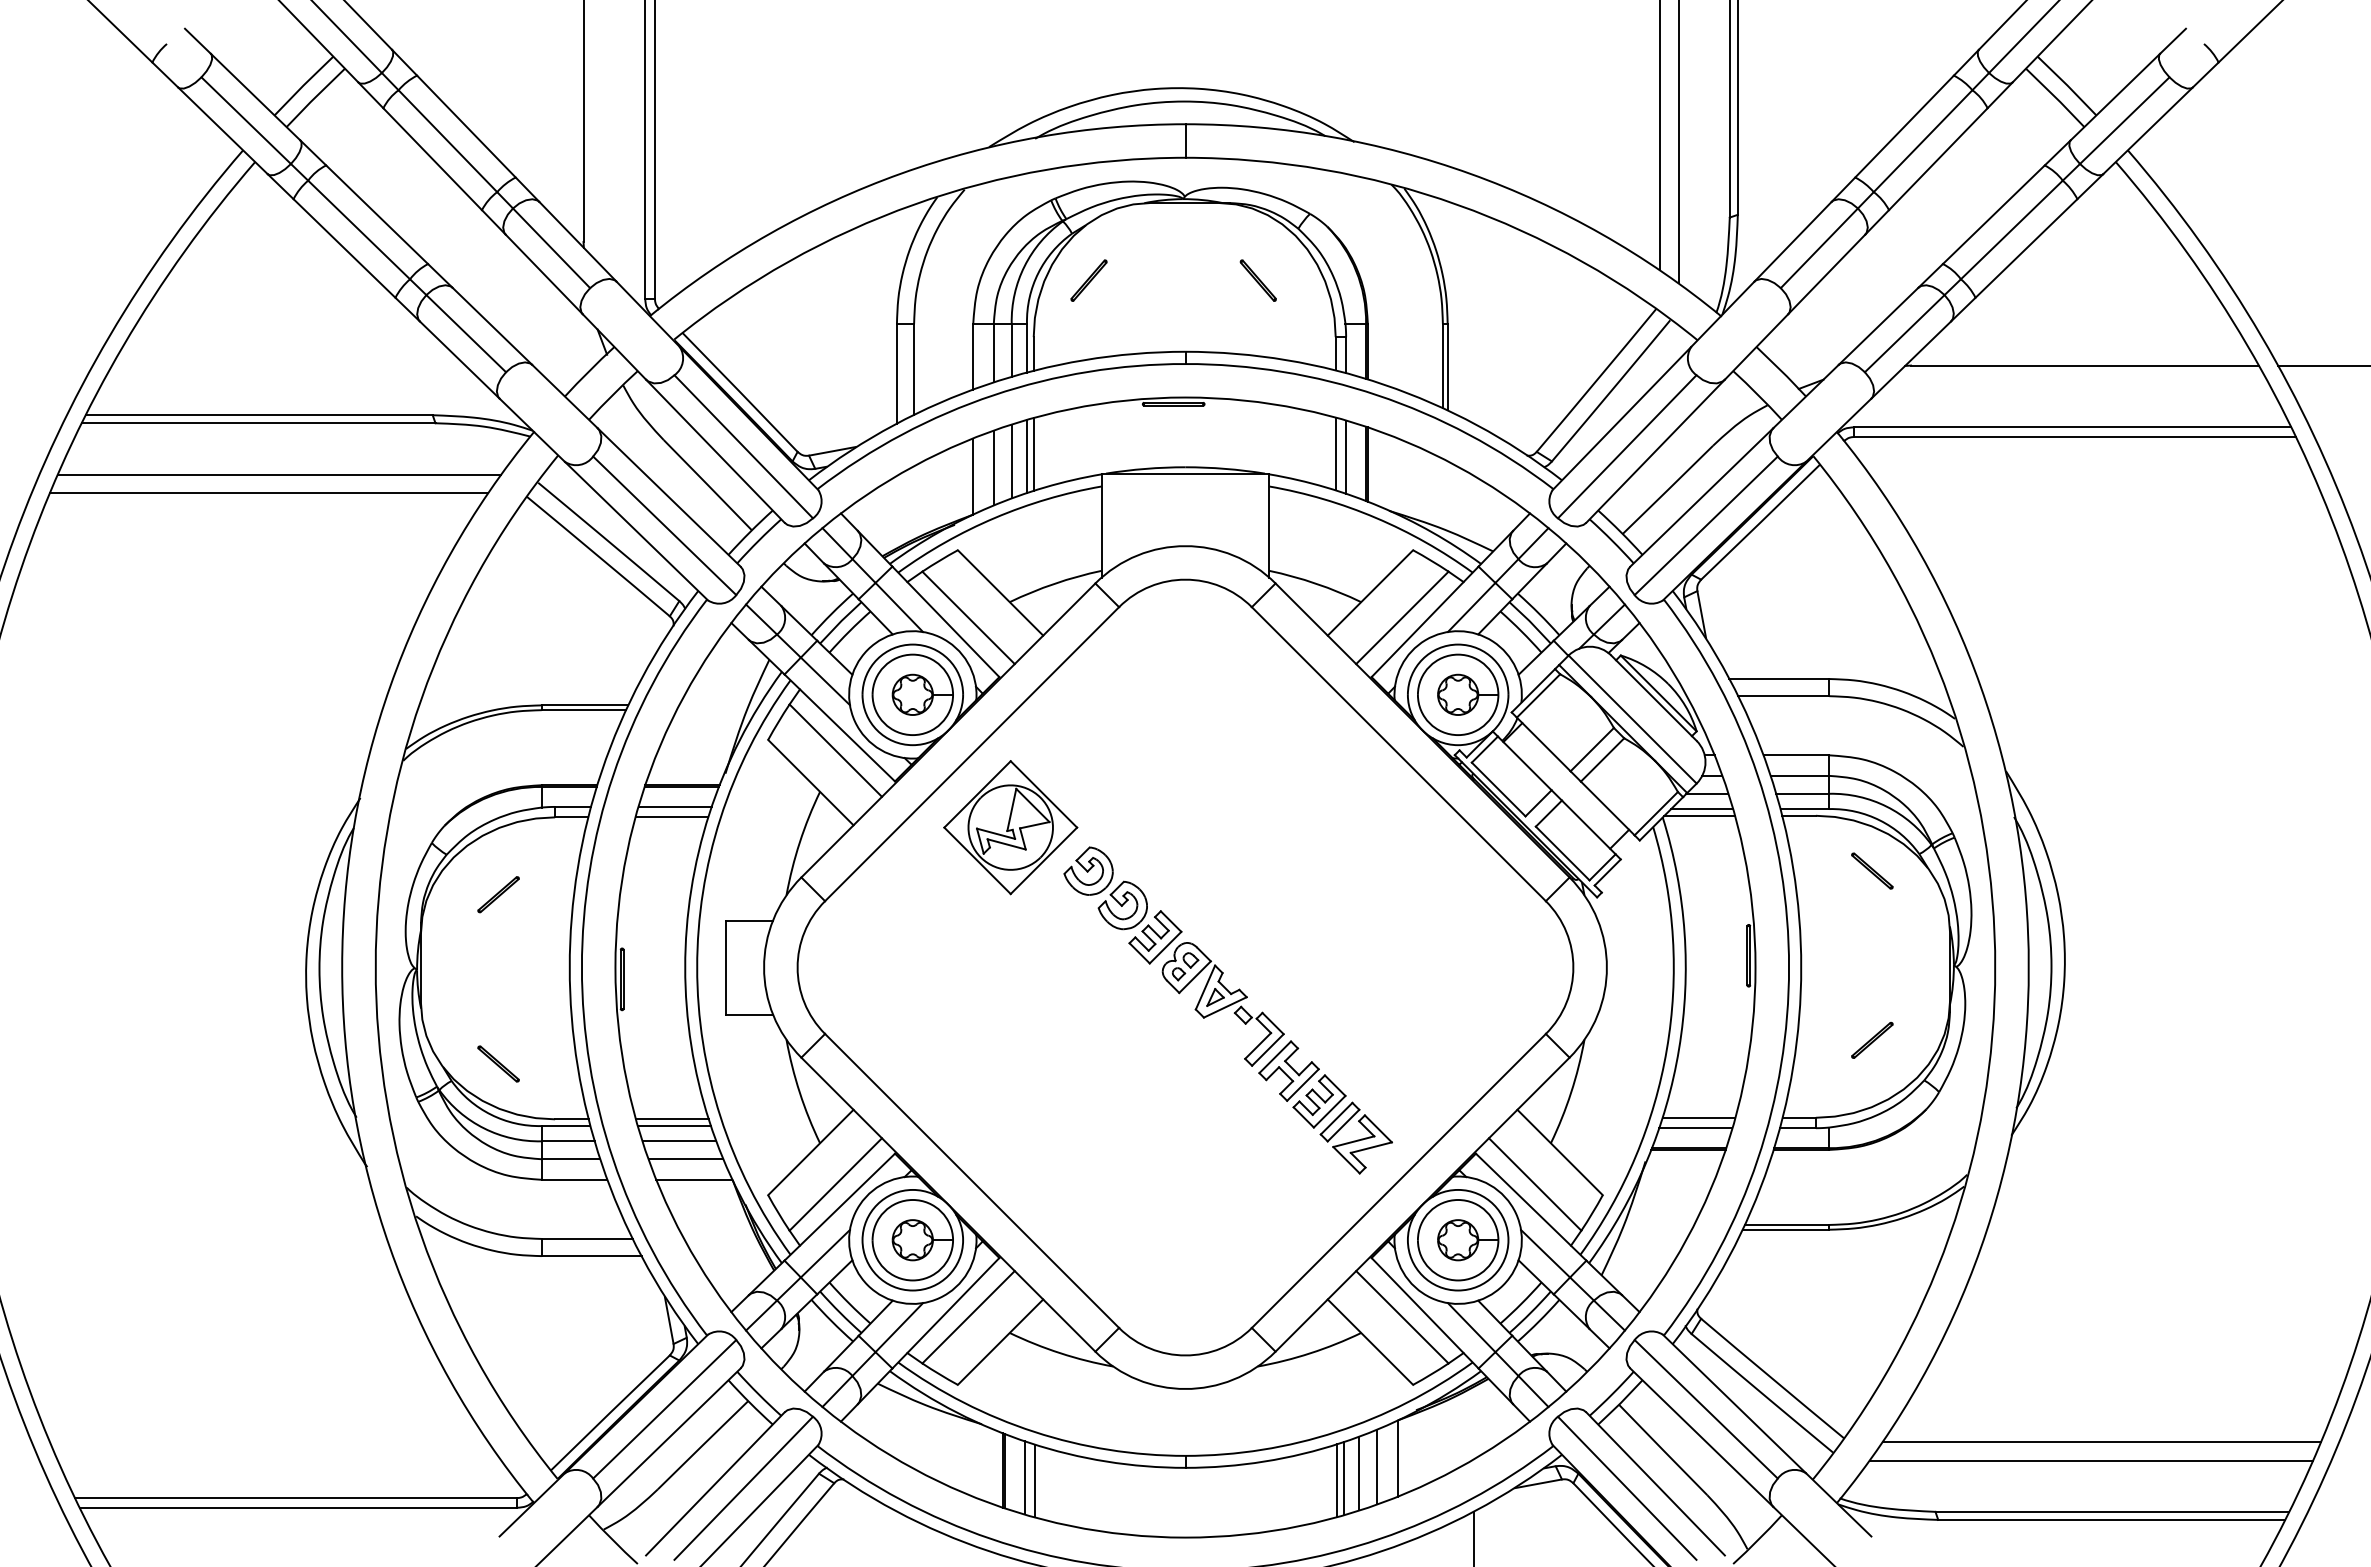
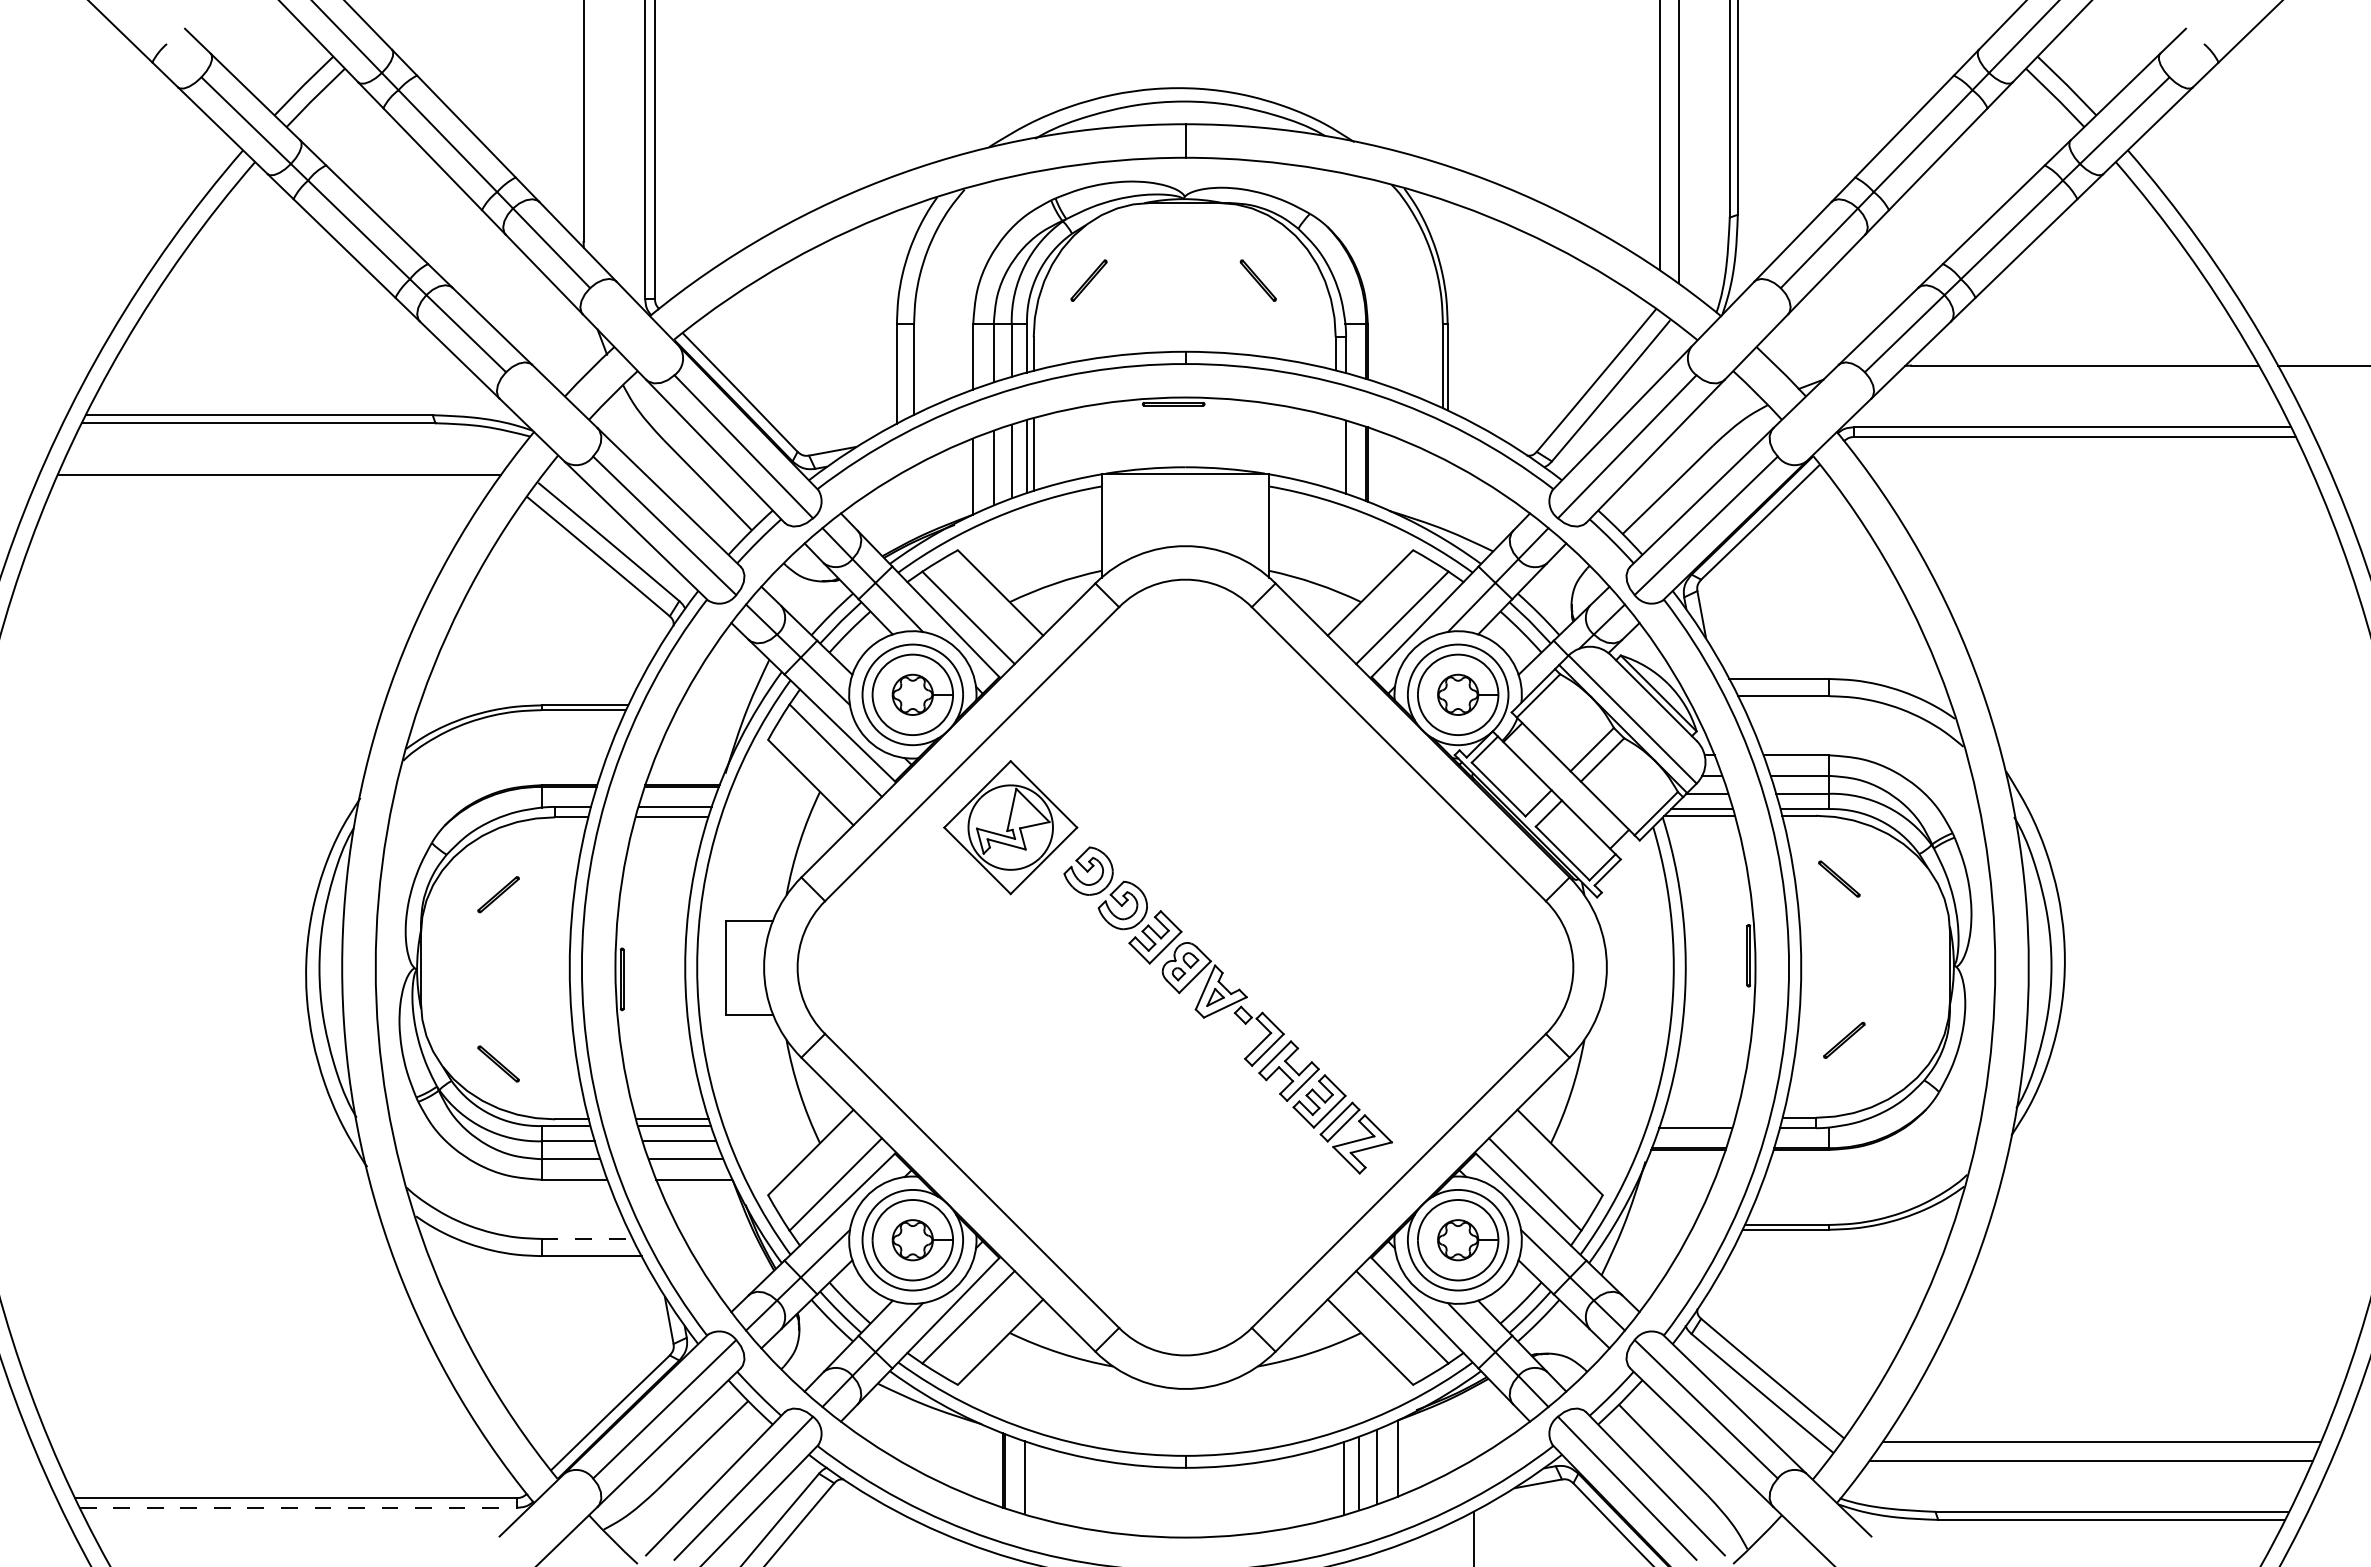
line: present -> none (1335, 453)
line: present -> none (268, 493)
part position: (1872, 870) -> (1839, 878) (1839, 878)
part position: (1872, 1039) -> (1844, 1039) (1844, 1039)
line: present -> none (1698, 1117)
line: solid -> dashed (587, 1238)
line: present -> none (1035, 1480)
line: present -> none (1337, 1480)
line: solid -> dashed (298, 1507)
